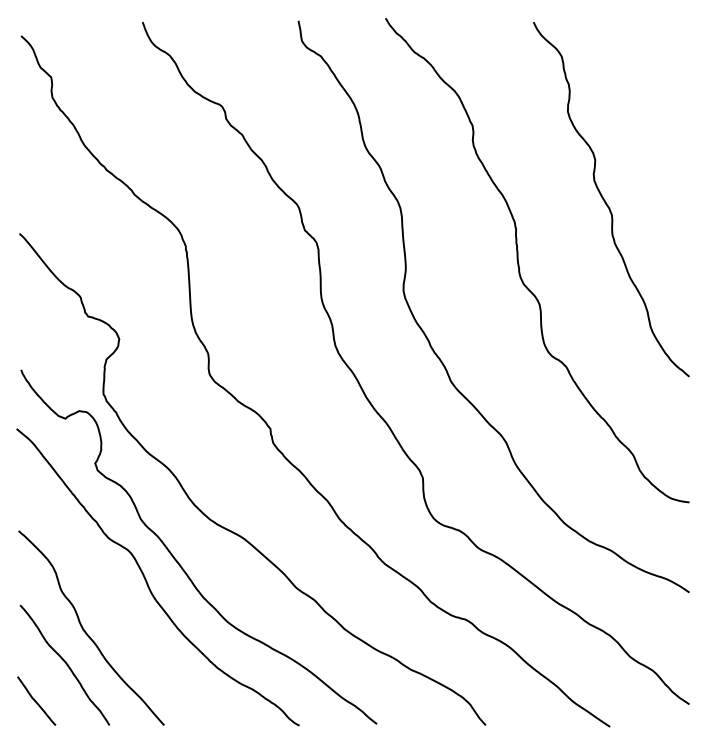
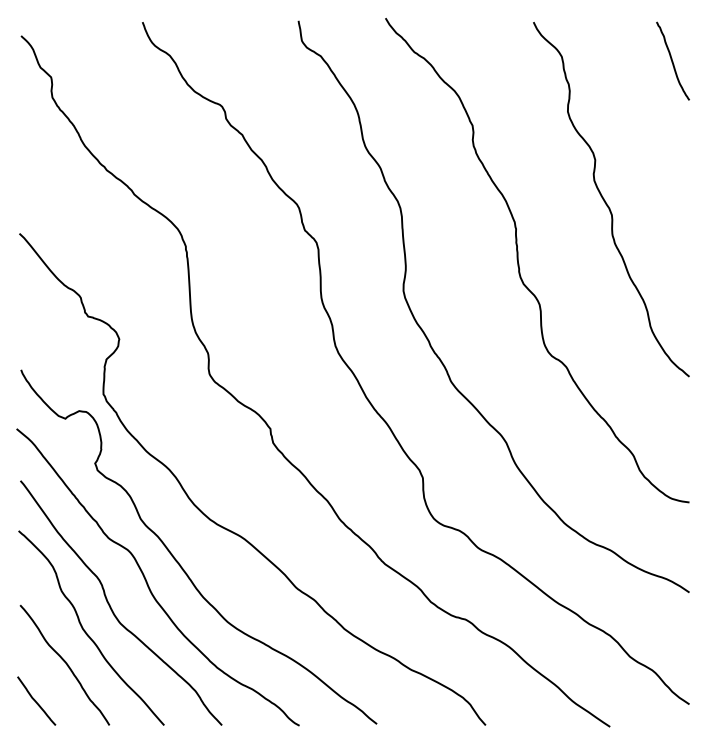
curve: none -> present (672, 60)
curve: none -> present (110, 604)
